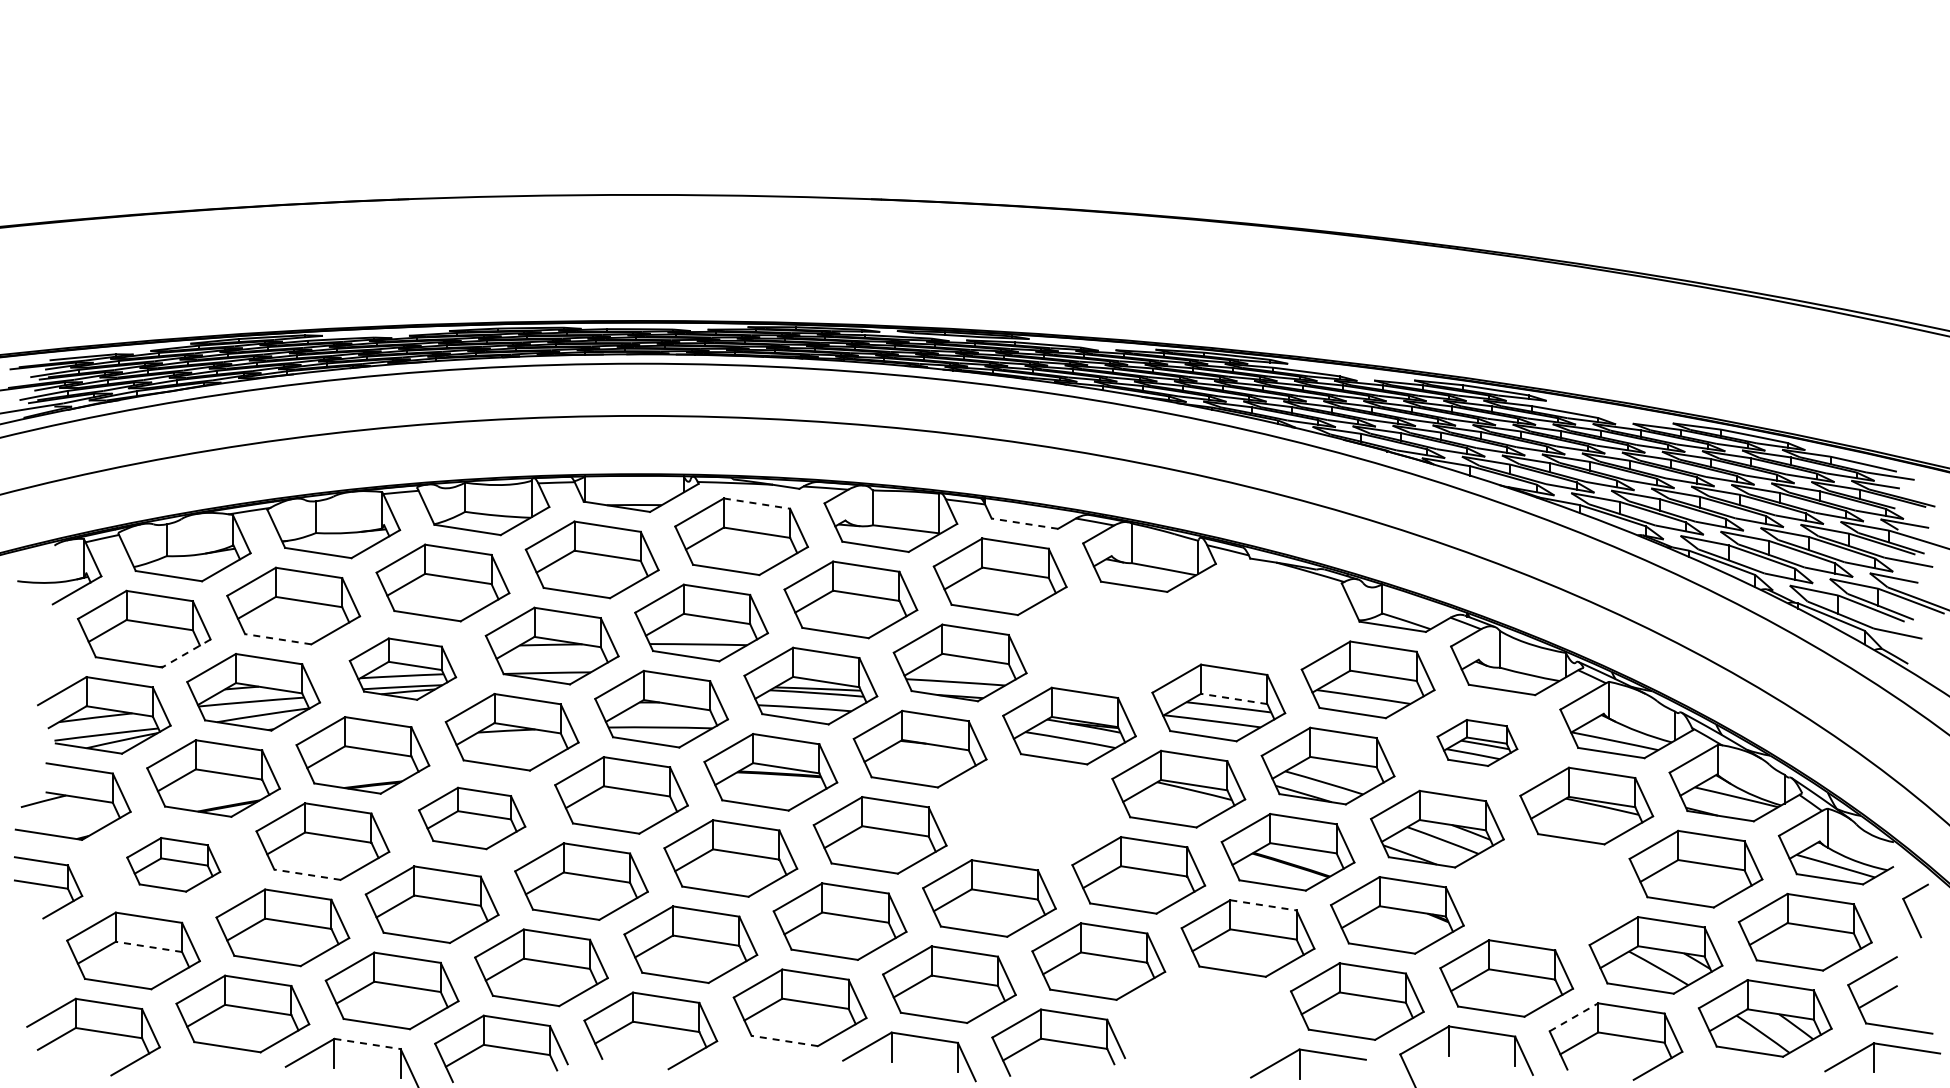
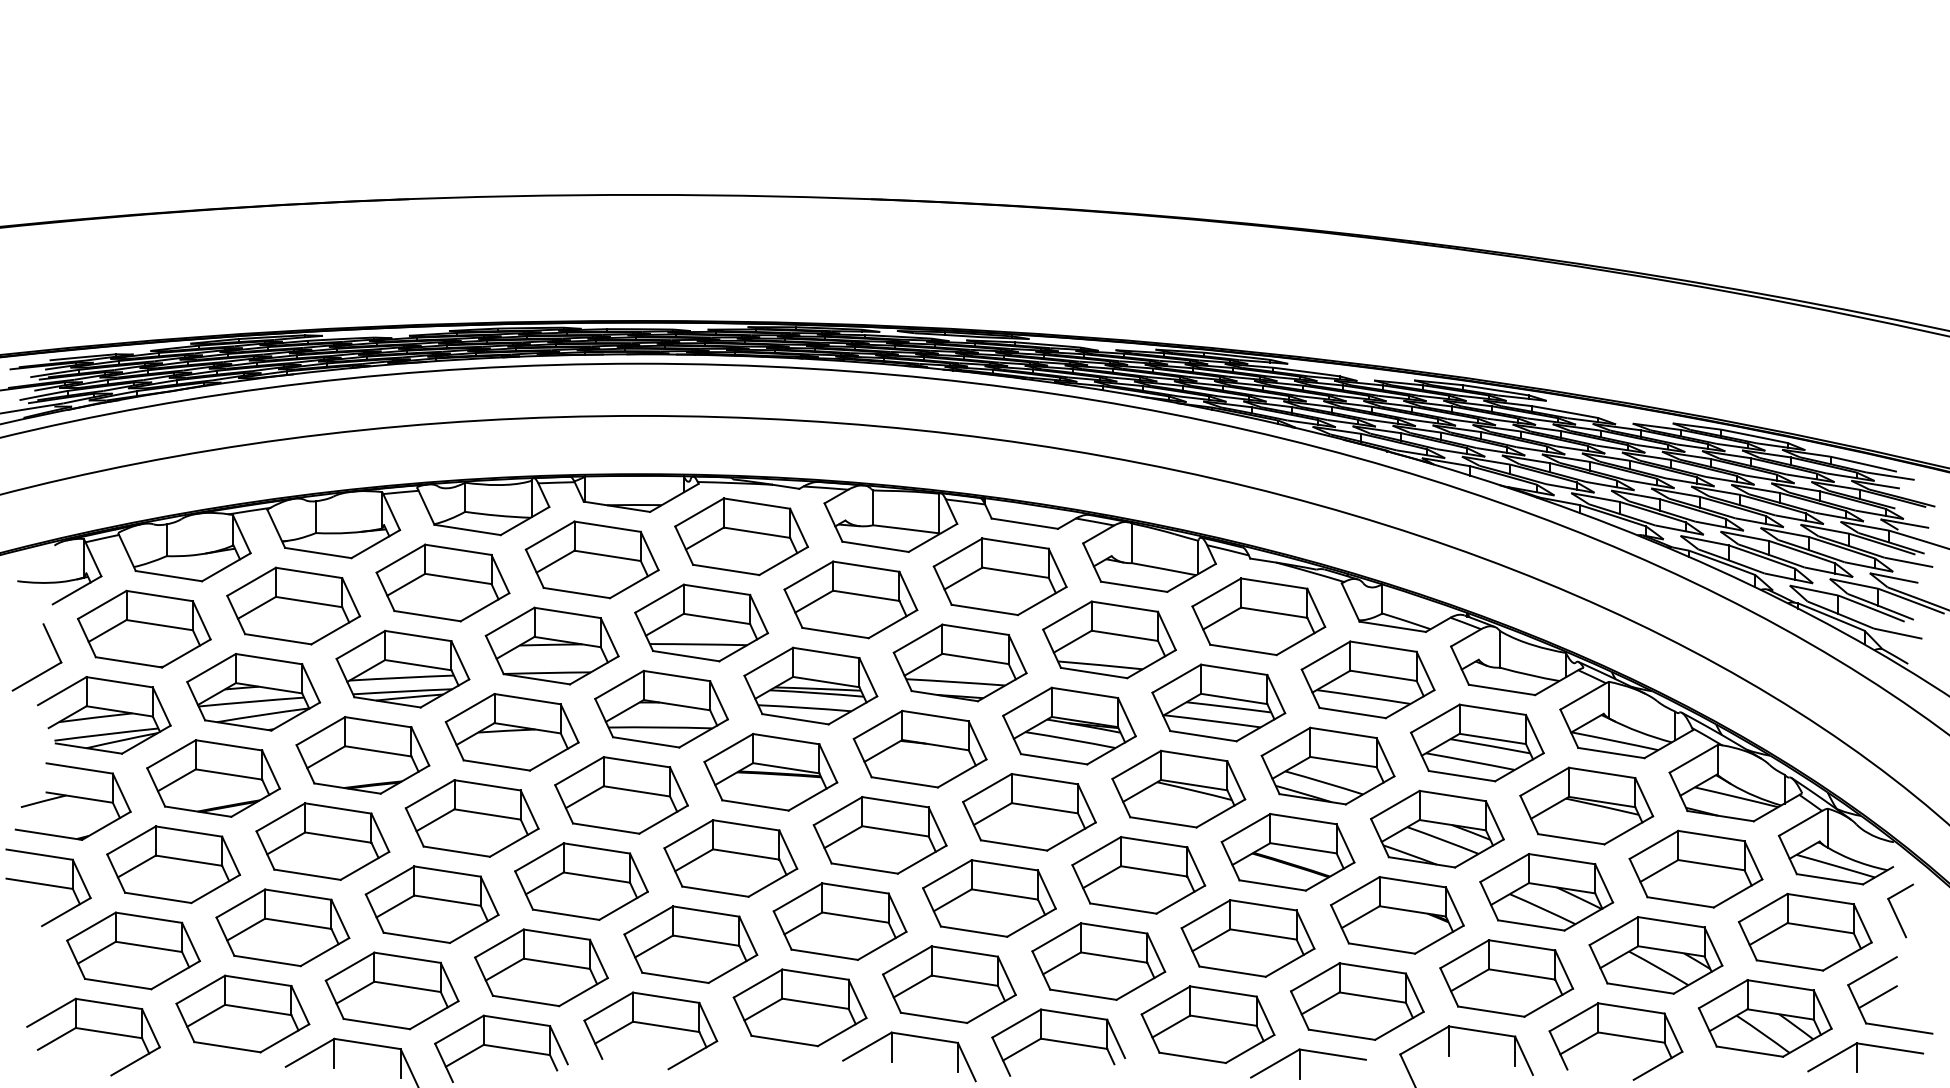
line: dashed -> solid (757, 503)
line: dashed -> solid (1024, 523)
part: none -> present (1258, 616)
line: dashed -> solid (278, 639)
part: none -> present (1109, 639)
line: dashed -> solid (185, 653)
part size: 110x64 px -> 136x80 px (402, 668)
part: none -> present (43, 671)
line: dashed -> solid (1234, 698)
part size: 83x48 px -> 135x80 px (1477, 742)
part: none -> present (1029, 812)
part size: 109x65 px -> 136x79 px (471, 818)
part size: 96x56 px -> 136x80 px (173, 864)
line: dashed -> solid (307, 874)
part size: 71x64 px -> 87x80 px (48, 887)
part: none -> present (1546, 892)
line: dashed -> solid (1263, 905)
part position: (1915, 910) -> (1900, 910) (1900, 910)
line: dashed -> solid (148, 946)
line: dashed -> solid (1574, 1017)
part: none -> present (1207, 1024)
line: dashed -> solid (784, 1040)
line: dashed -> solid (367, 1043)
part position: (1874, 1057) -> (1857, 1057) (1857, 1057)
